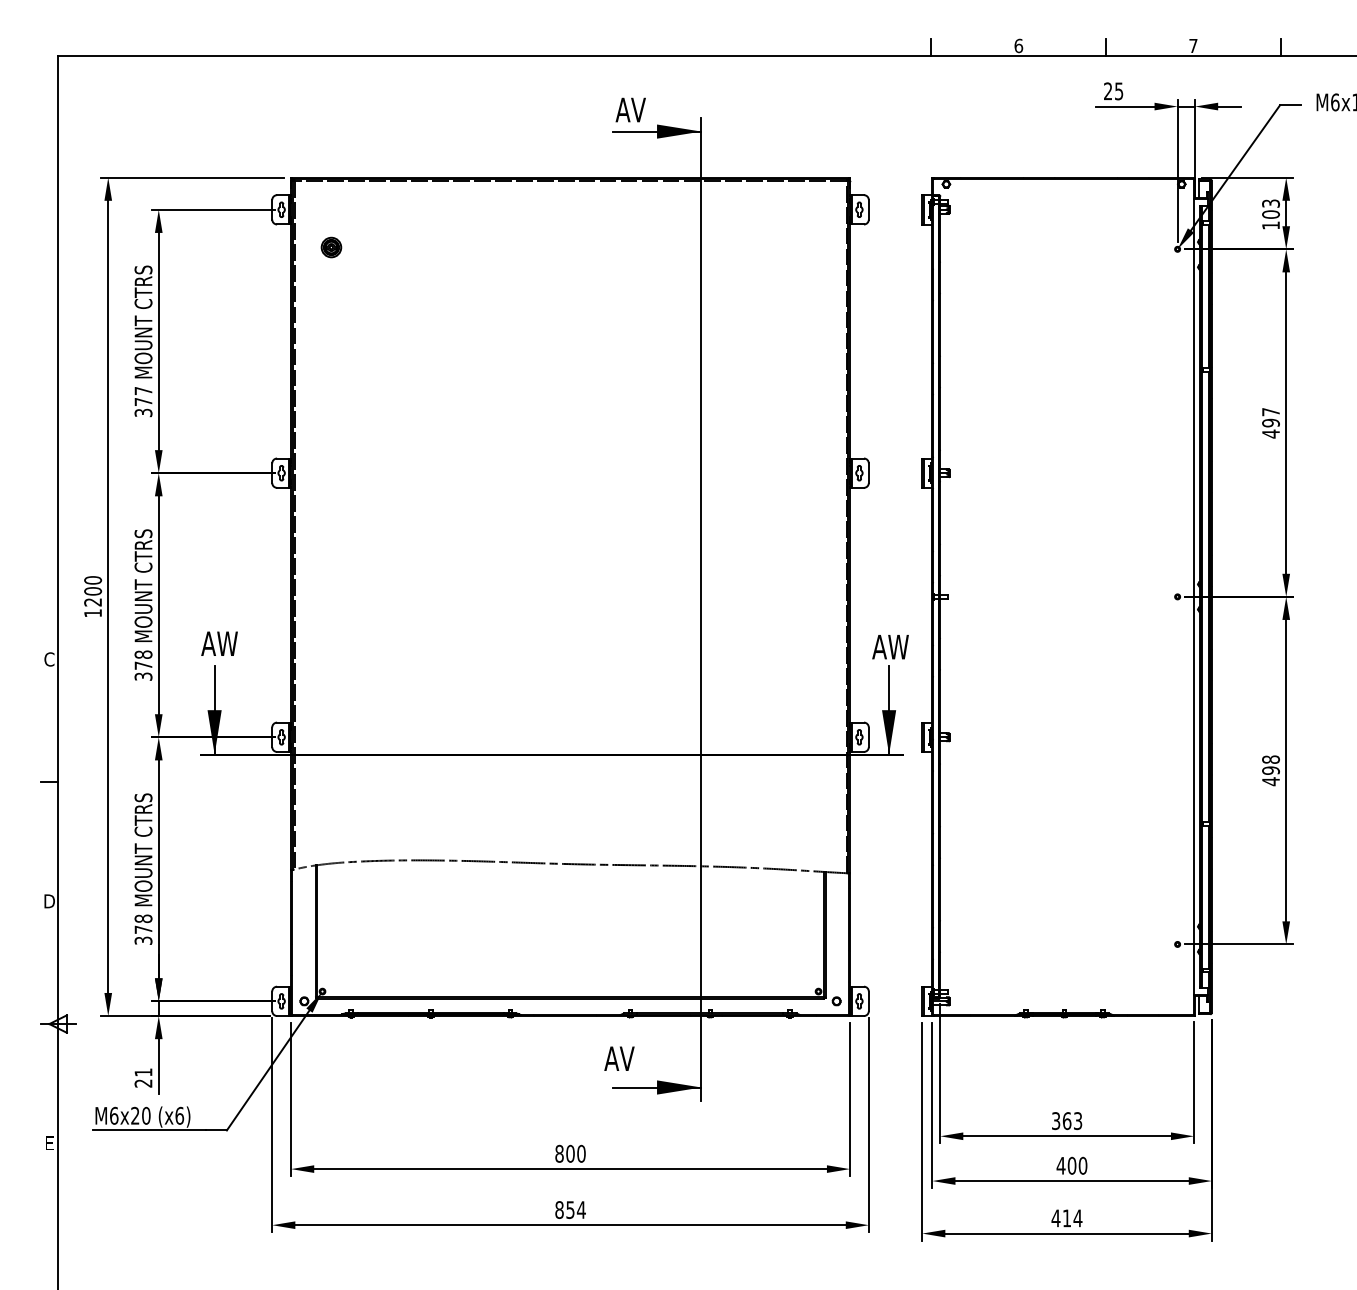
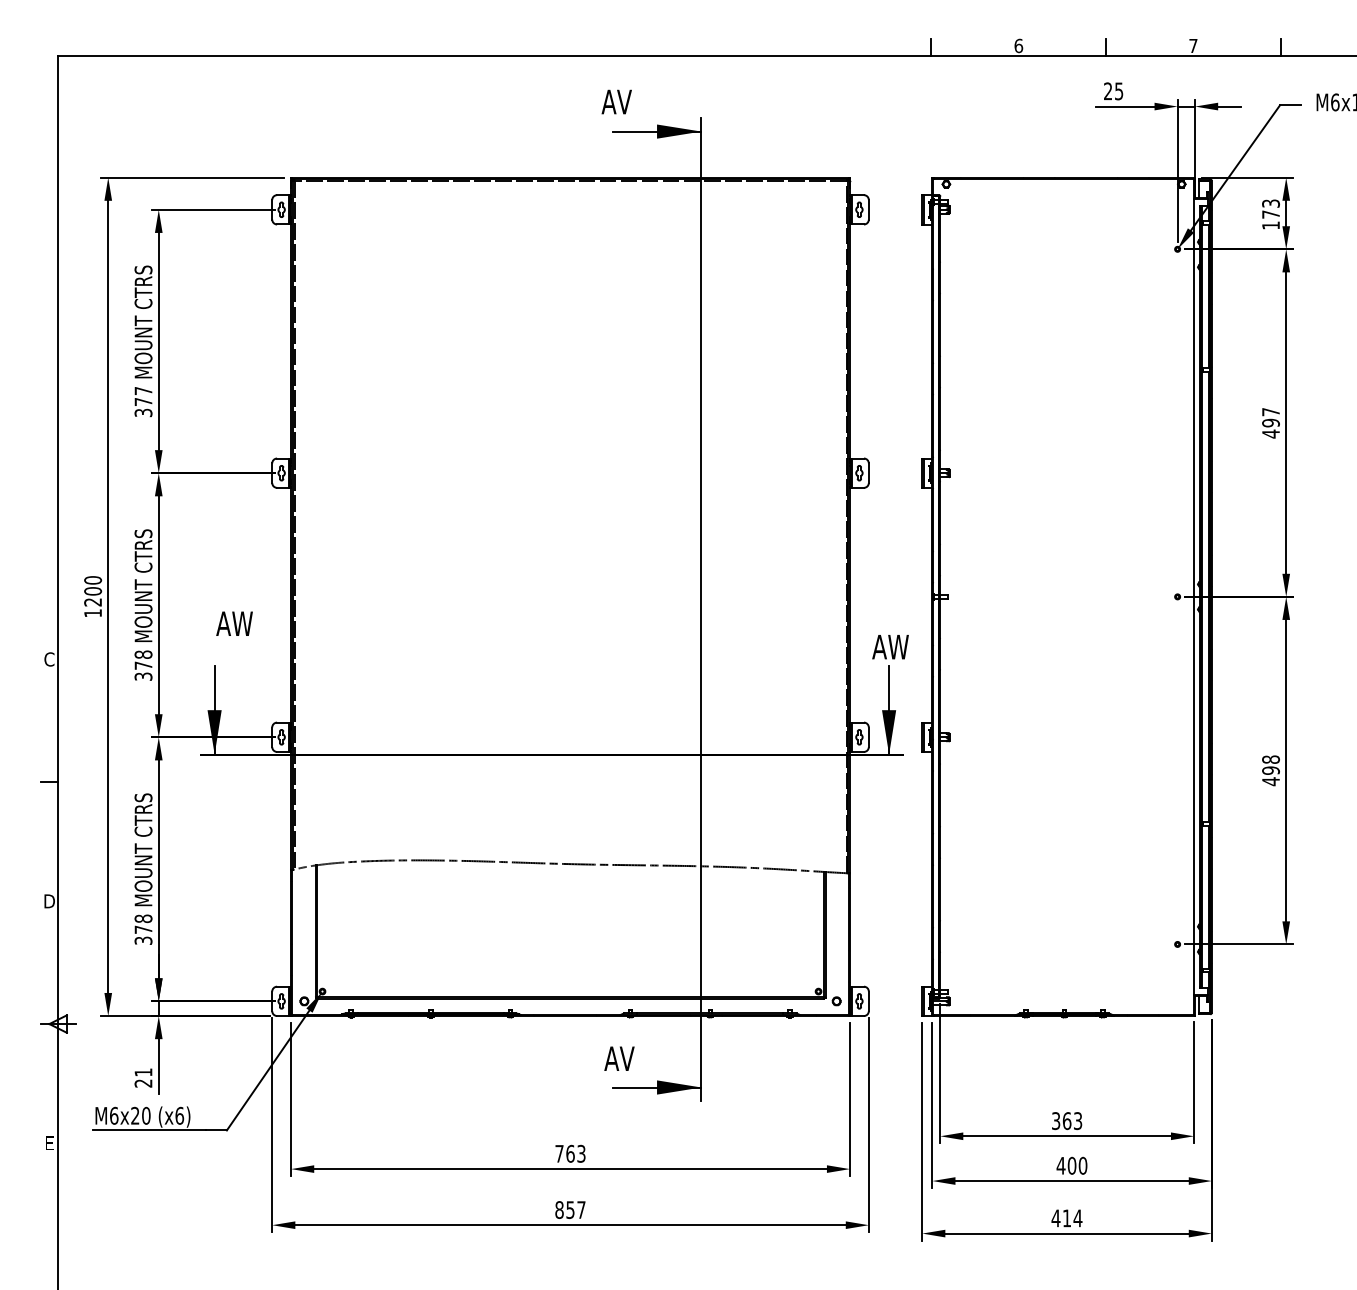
text position: (630, 109) -> (616, 101) (616, 101)
text: 103 -> 173 (1270, 214)
part: present -> none (331, 247)
text position: (219, 643) -> (234, 623) (234, 623)
text: 800 -> 763 (570, 1153)
text: 854 -> 857 (580, 1209)
